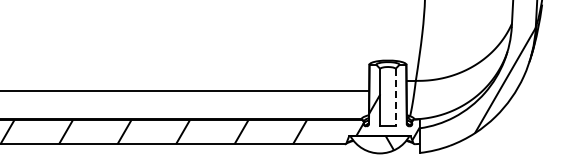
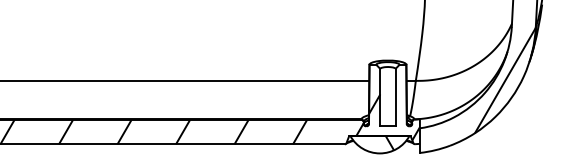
line position: (185, 90) -> (185, 80) (185, 80)
line: dashed -> solid (395, 97)
